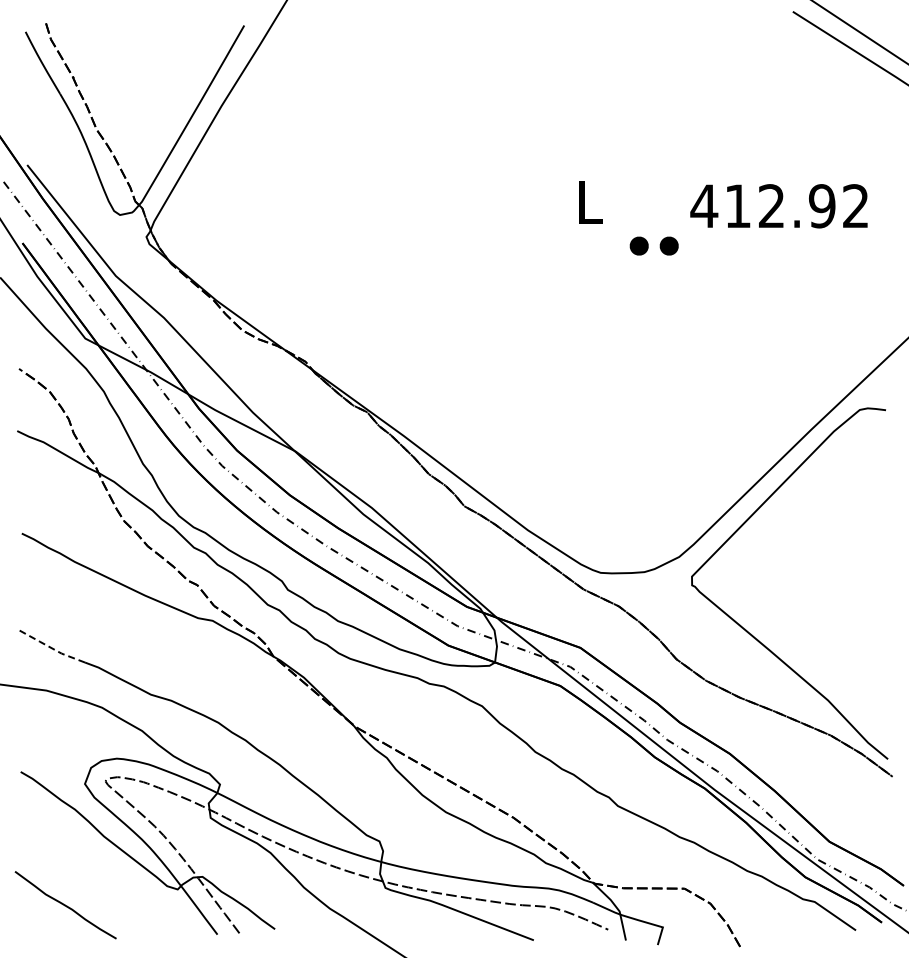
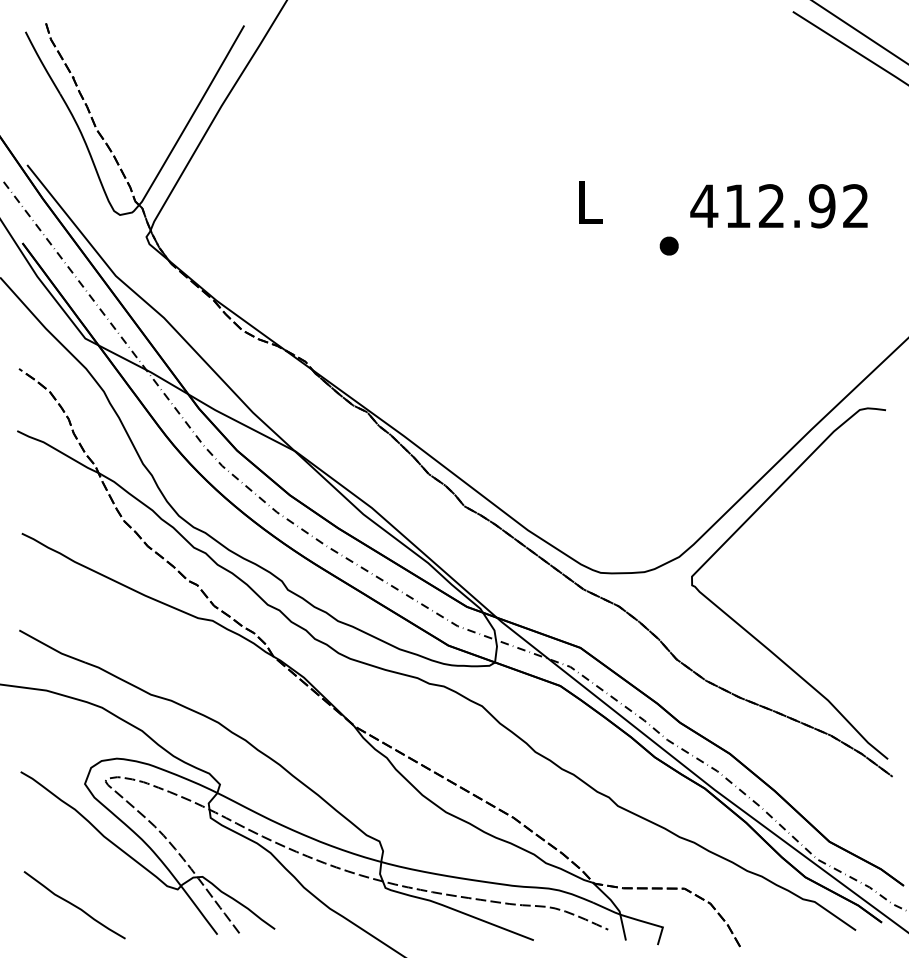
part: present -> none (638, 245)
line: dashed -> solid (51, 647)
curve position: (65, 905) -> (74, 905) (74, 905)
